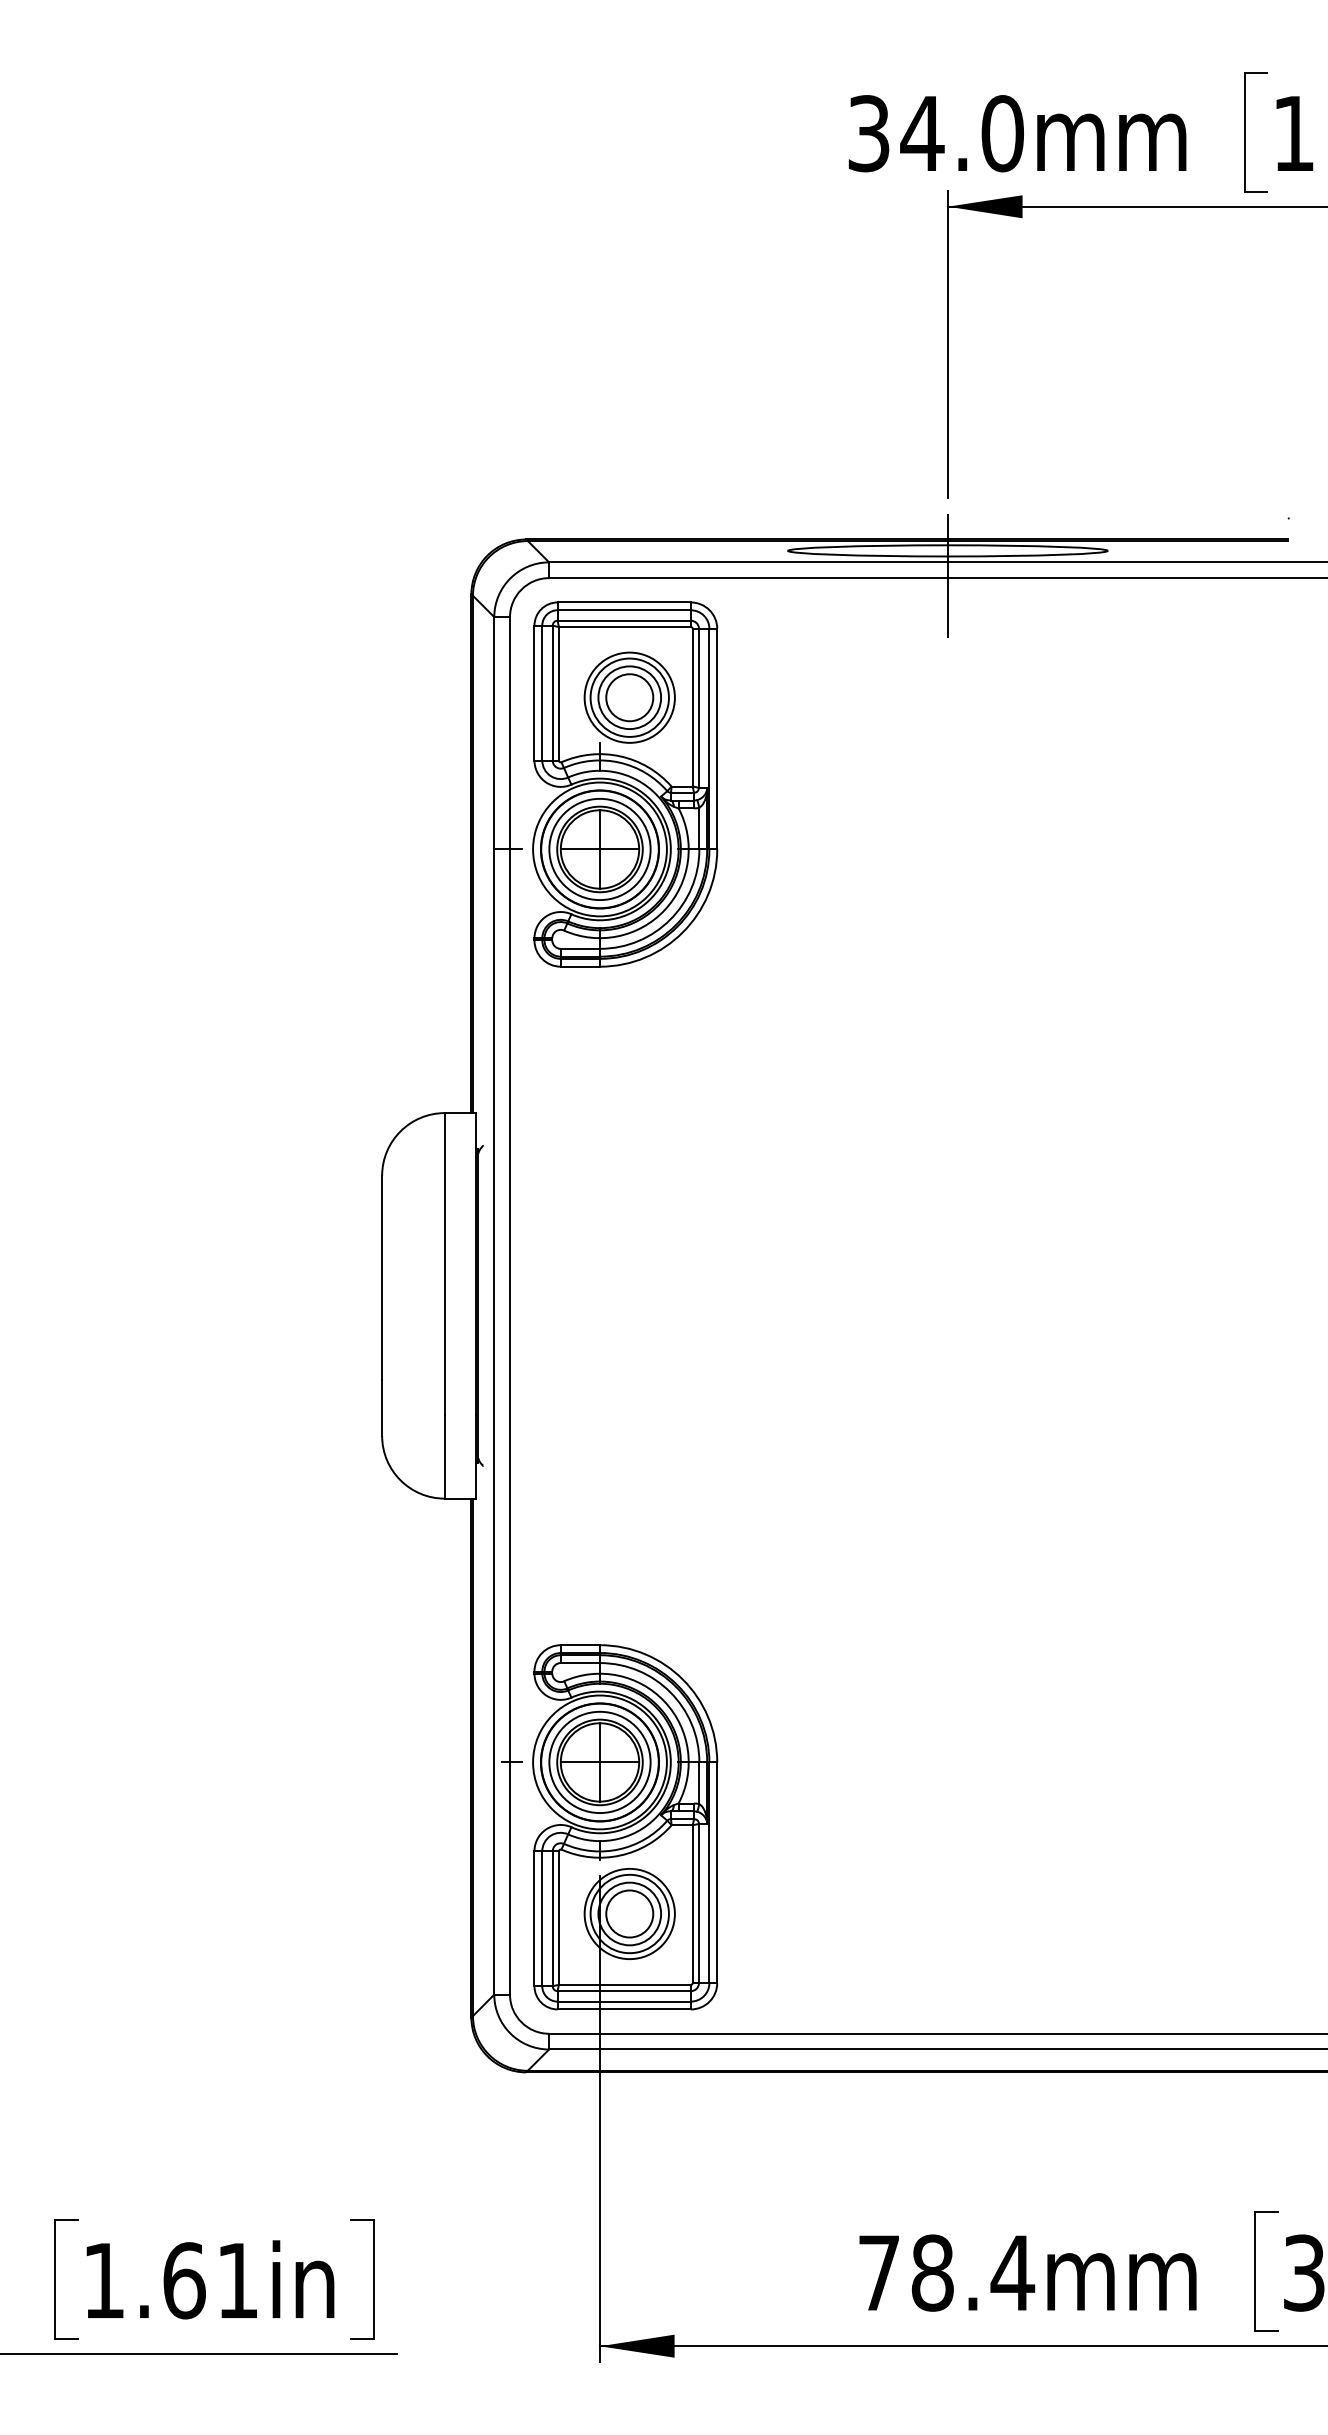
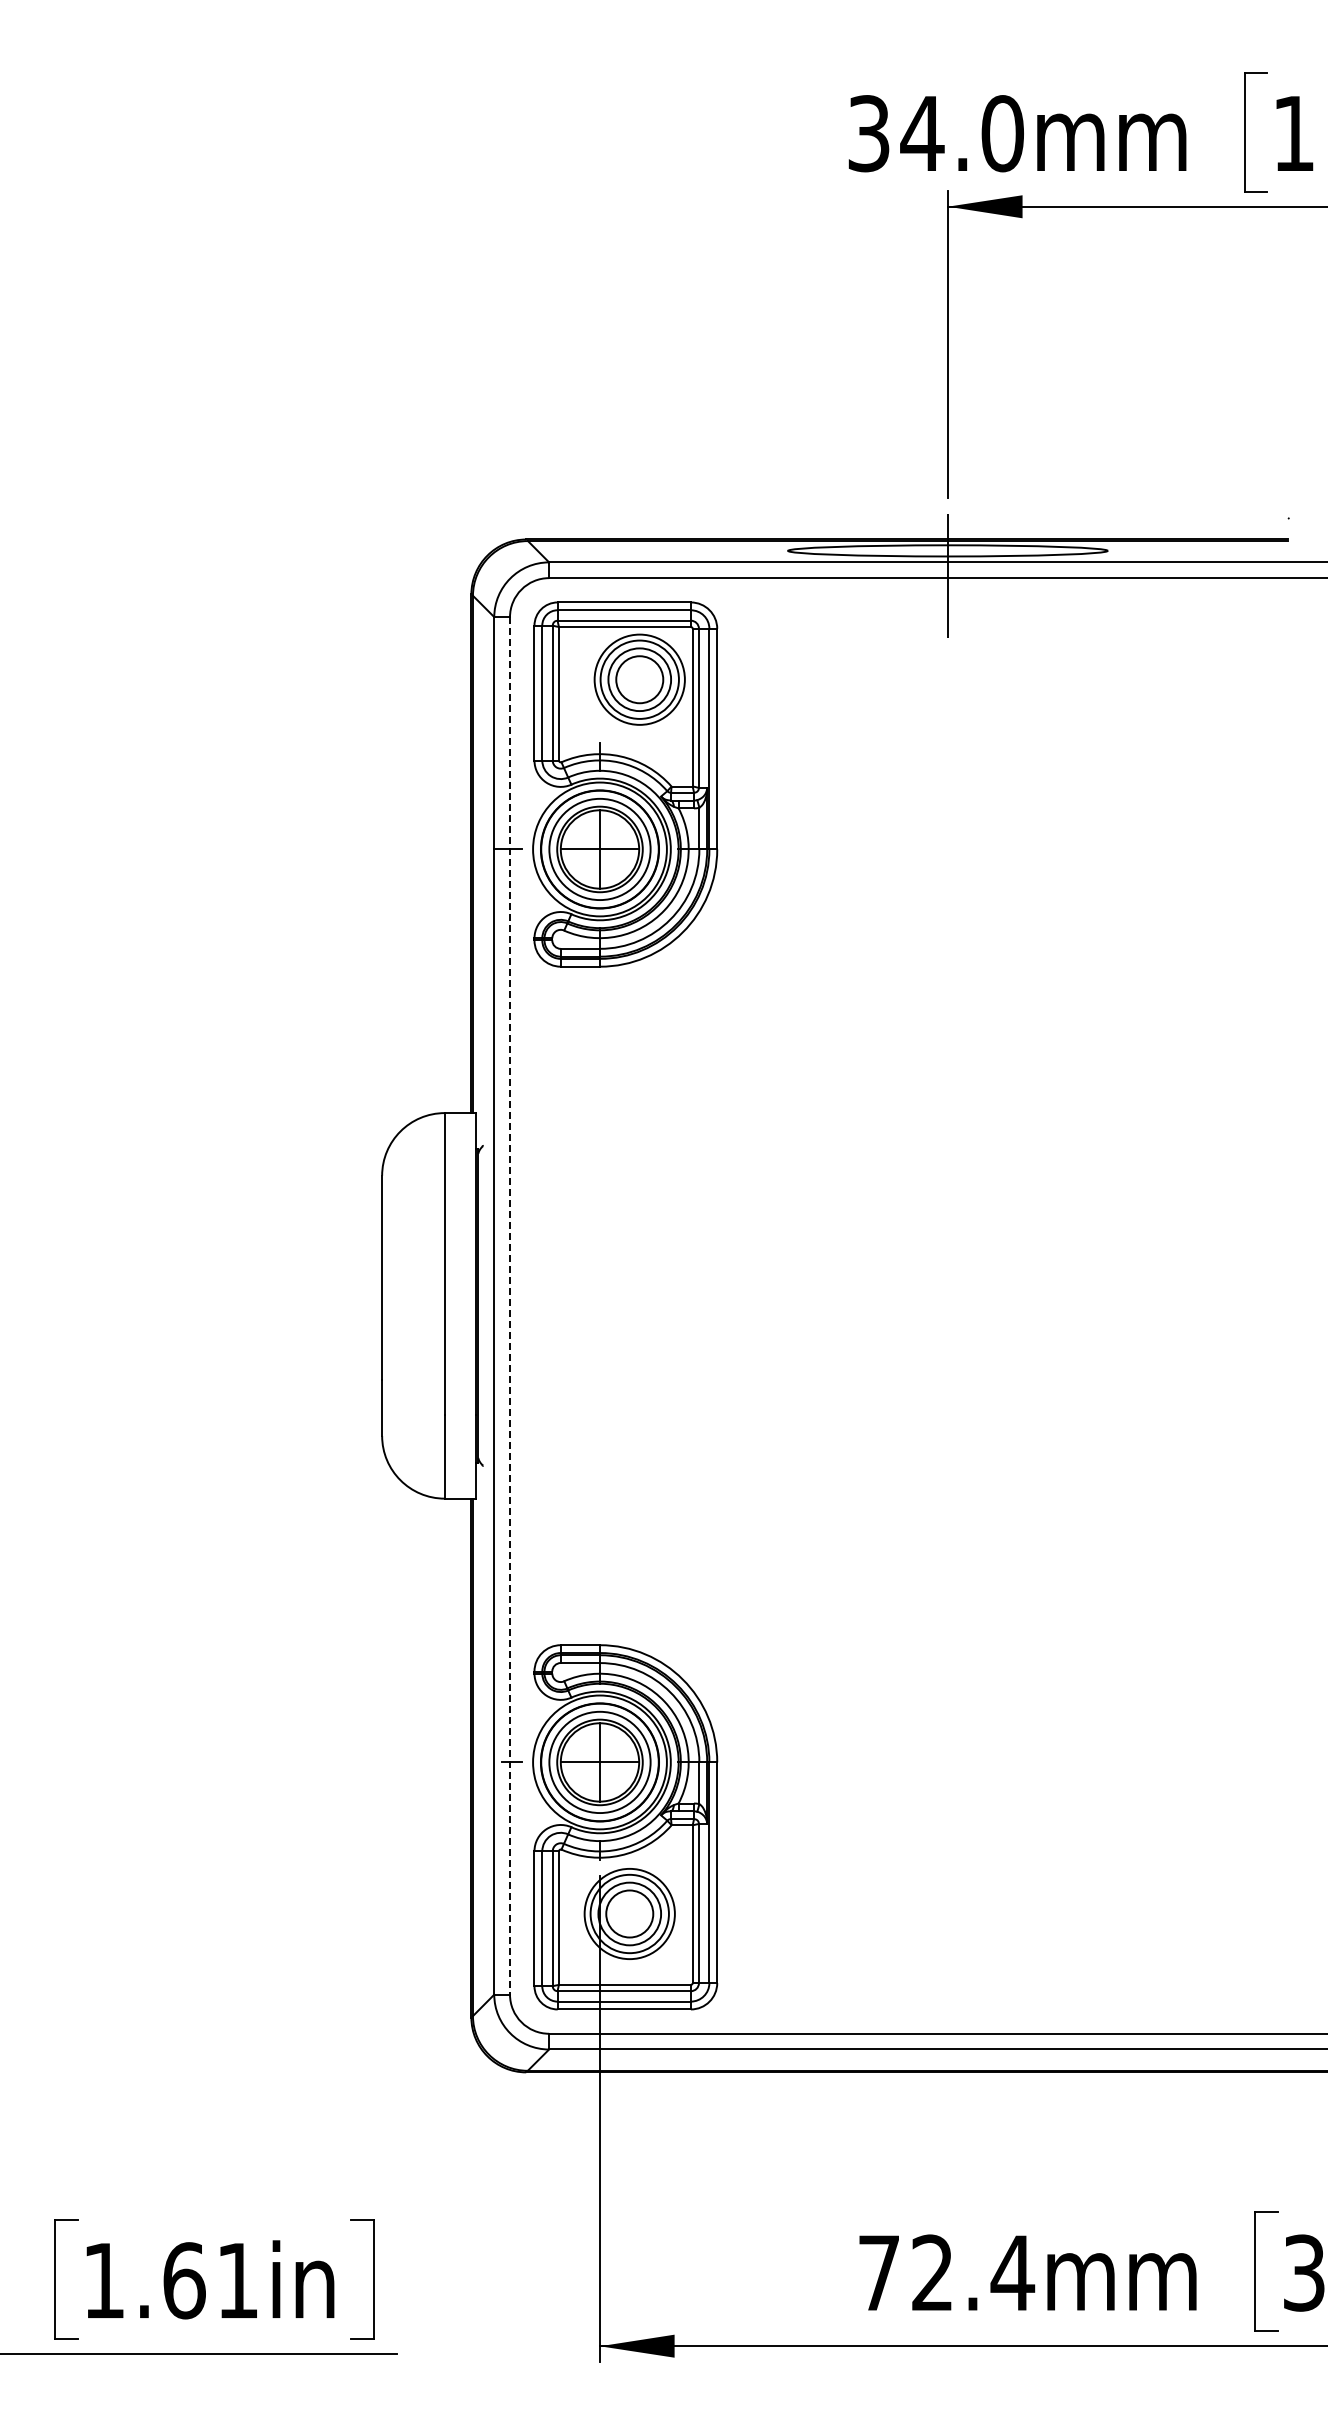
part position: (629, 697) -> (639, 679) (639, 679)
line: solid -> dashed (510, 1305)
text: 78.4mm -> 72.4mm (932, 2272)
